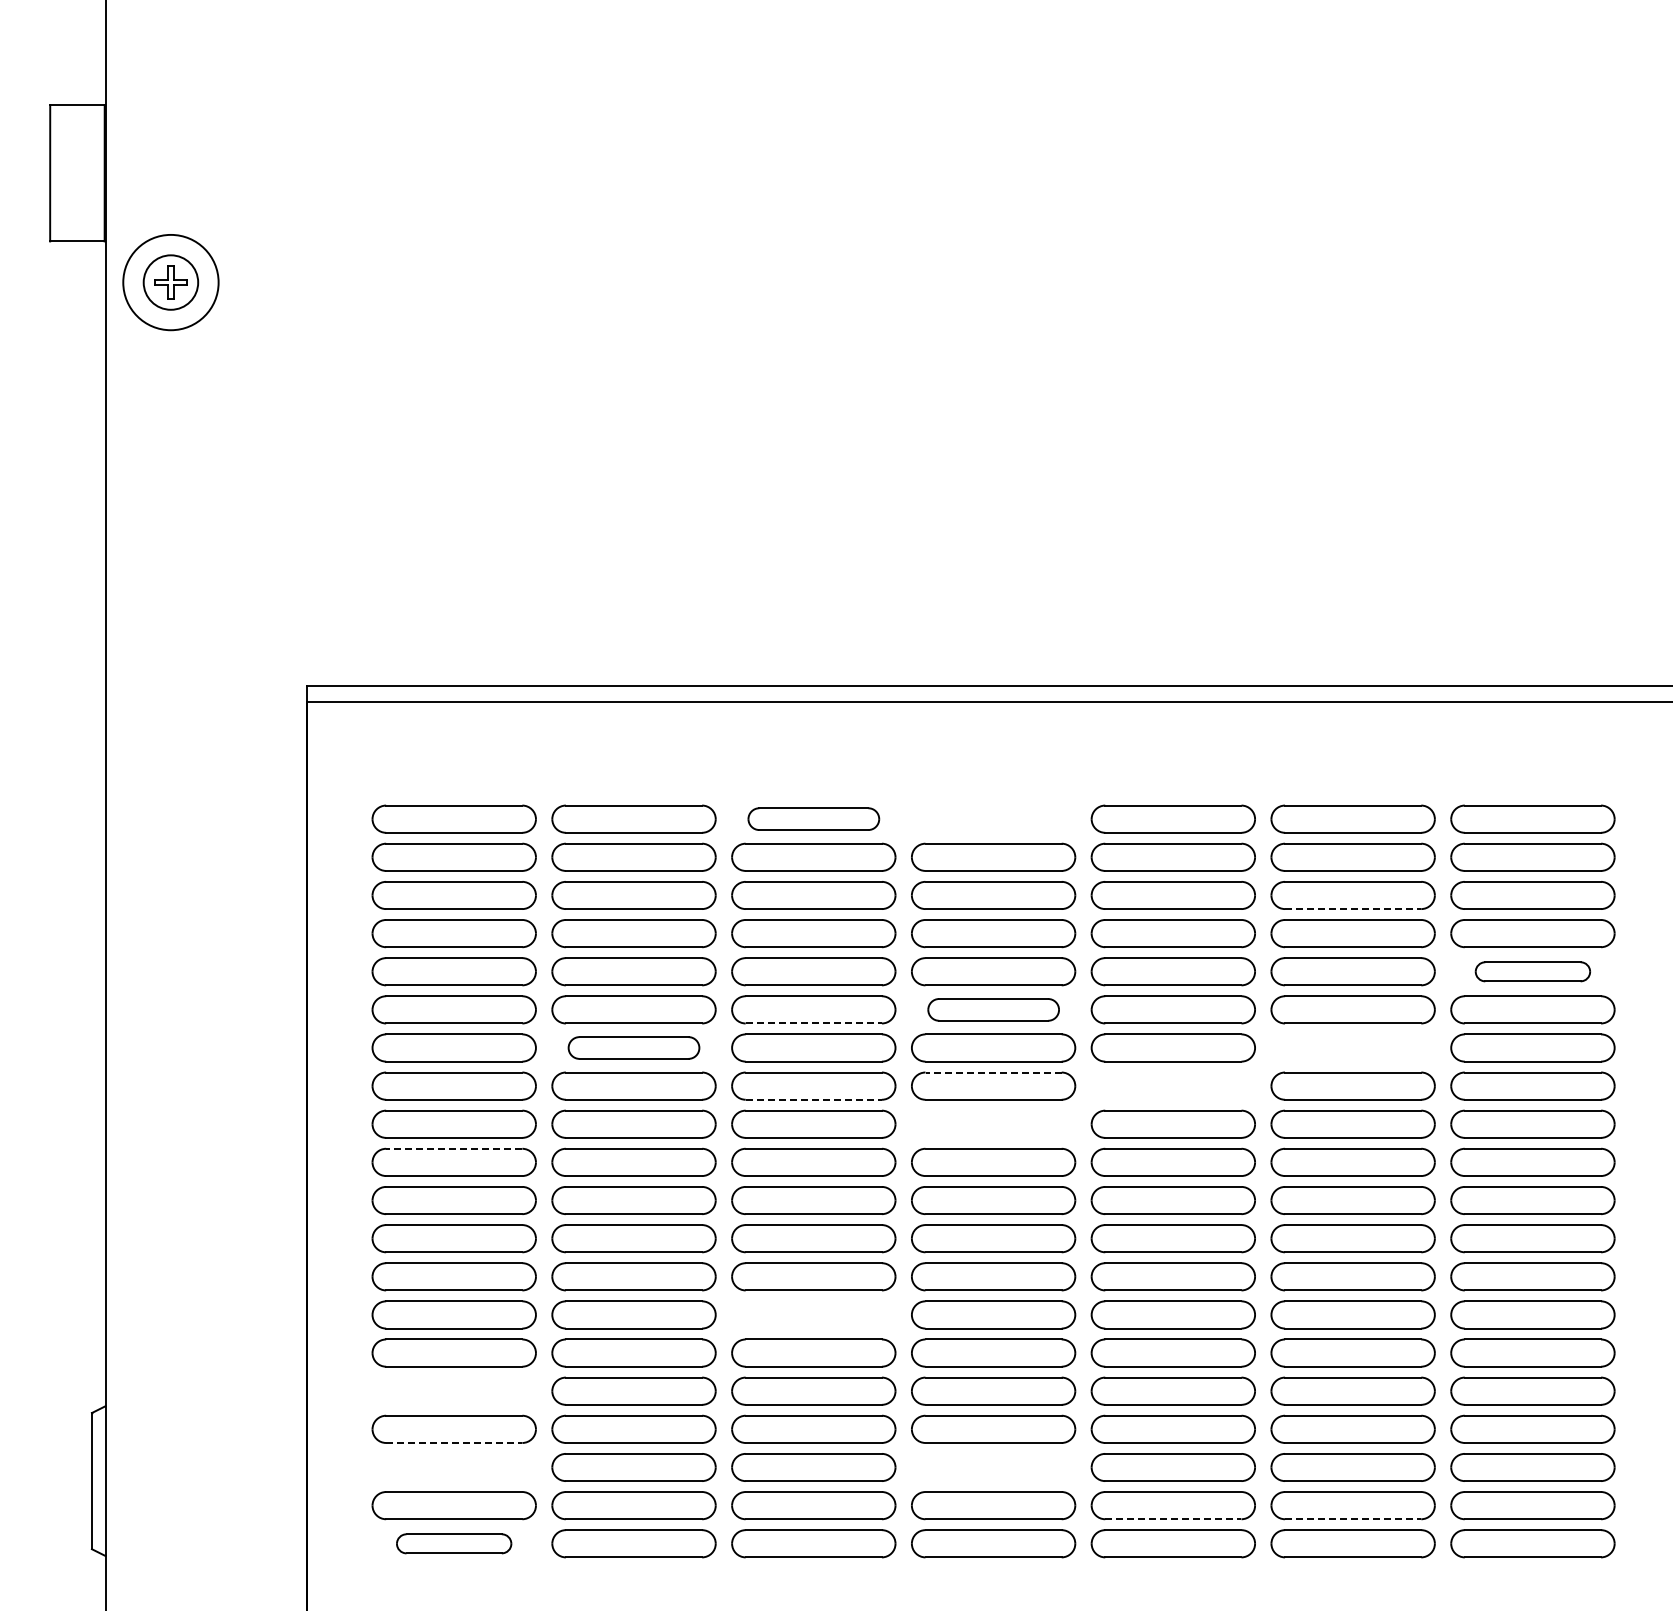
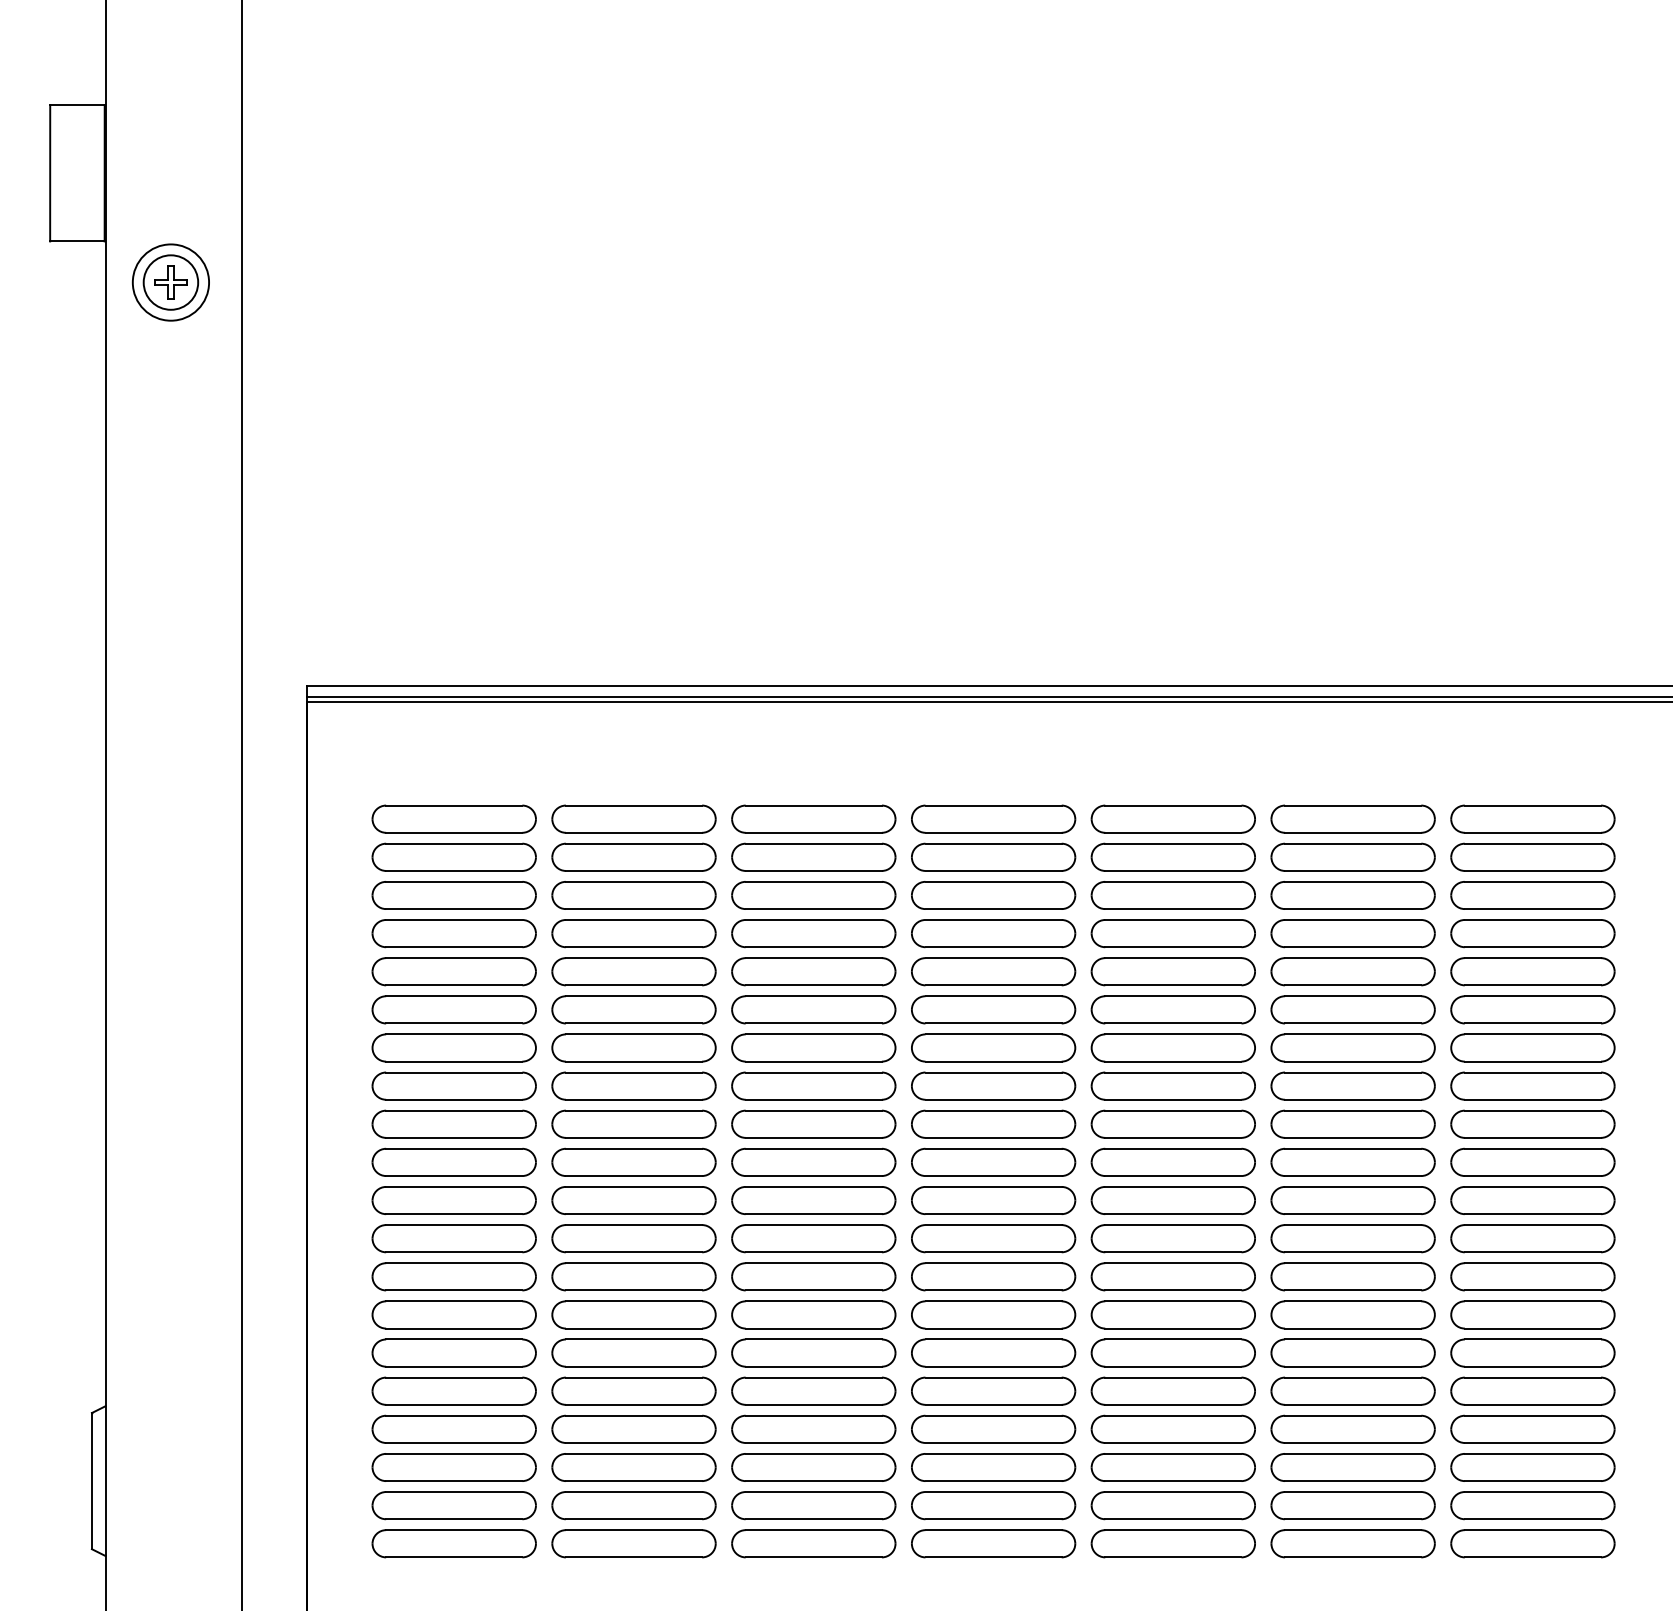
circle diameter: 95 px -> 76 px (170, 282)
line: none -> present (988, 696)
line: none -> present (241, 804)
part size: 134x24 px -> 166x30 px (813, 818)
part: none -> present (993, 818)
line: dashed -> solid (1353, 909)
part size: 117x22 px -> 166x30 px (1532, 971)
part size: 133x24 px -> 166x30 px (993, 1009)
line: dashed -> solid (814, 1023)
part size: 134x24 px -> 166x30 px (633, 1047)
part: none -> present (1352, 1047)
line: dashed -> solid (993, 1072)
part: none -> present (1172, 1085)
line: dashed -> solid (814, 1099)
part: none -> present (993, 1123)
line: dashed -> solid (453, 1148)
part: none -> present (813, 1314)
part: none -> present (453, 1390)
line: dashed -> solid (454, 1442)
part: none -> present (453, 1467)
part: none -> present (993, 1467)
line: dashed -> solid (1173, 1519)
line: dashed -> solid (1353, 1519)
part size: 117x22 px -> 166x30 px (453, 1543)
